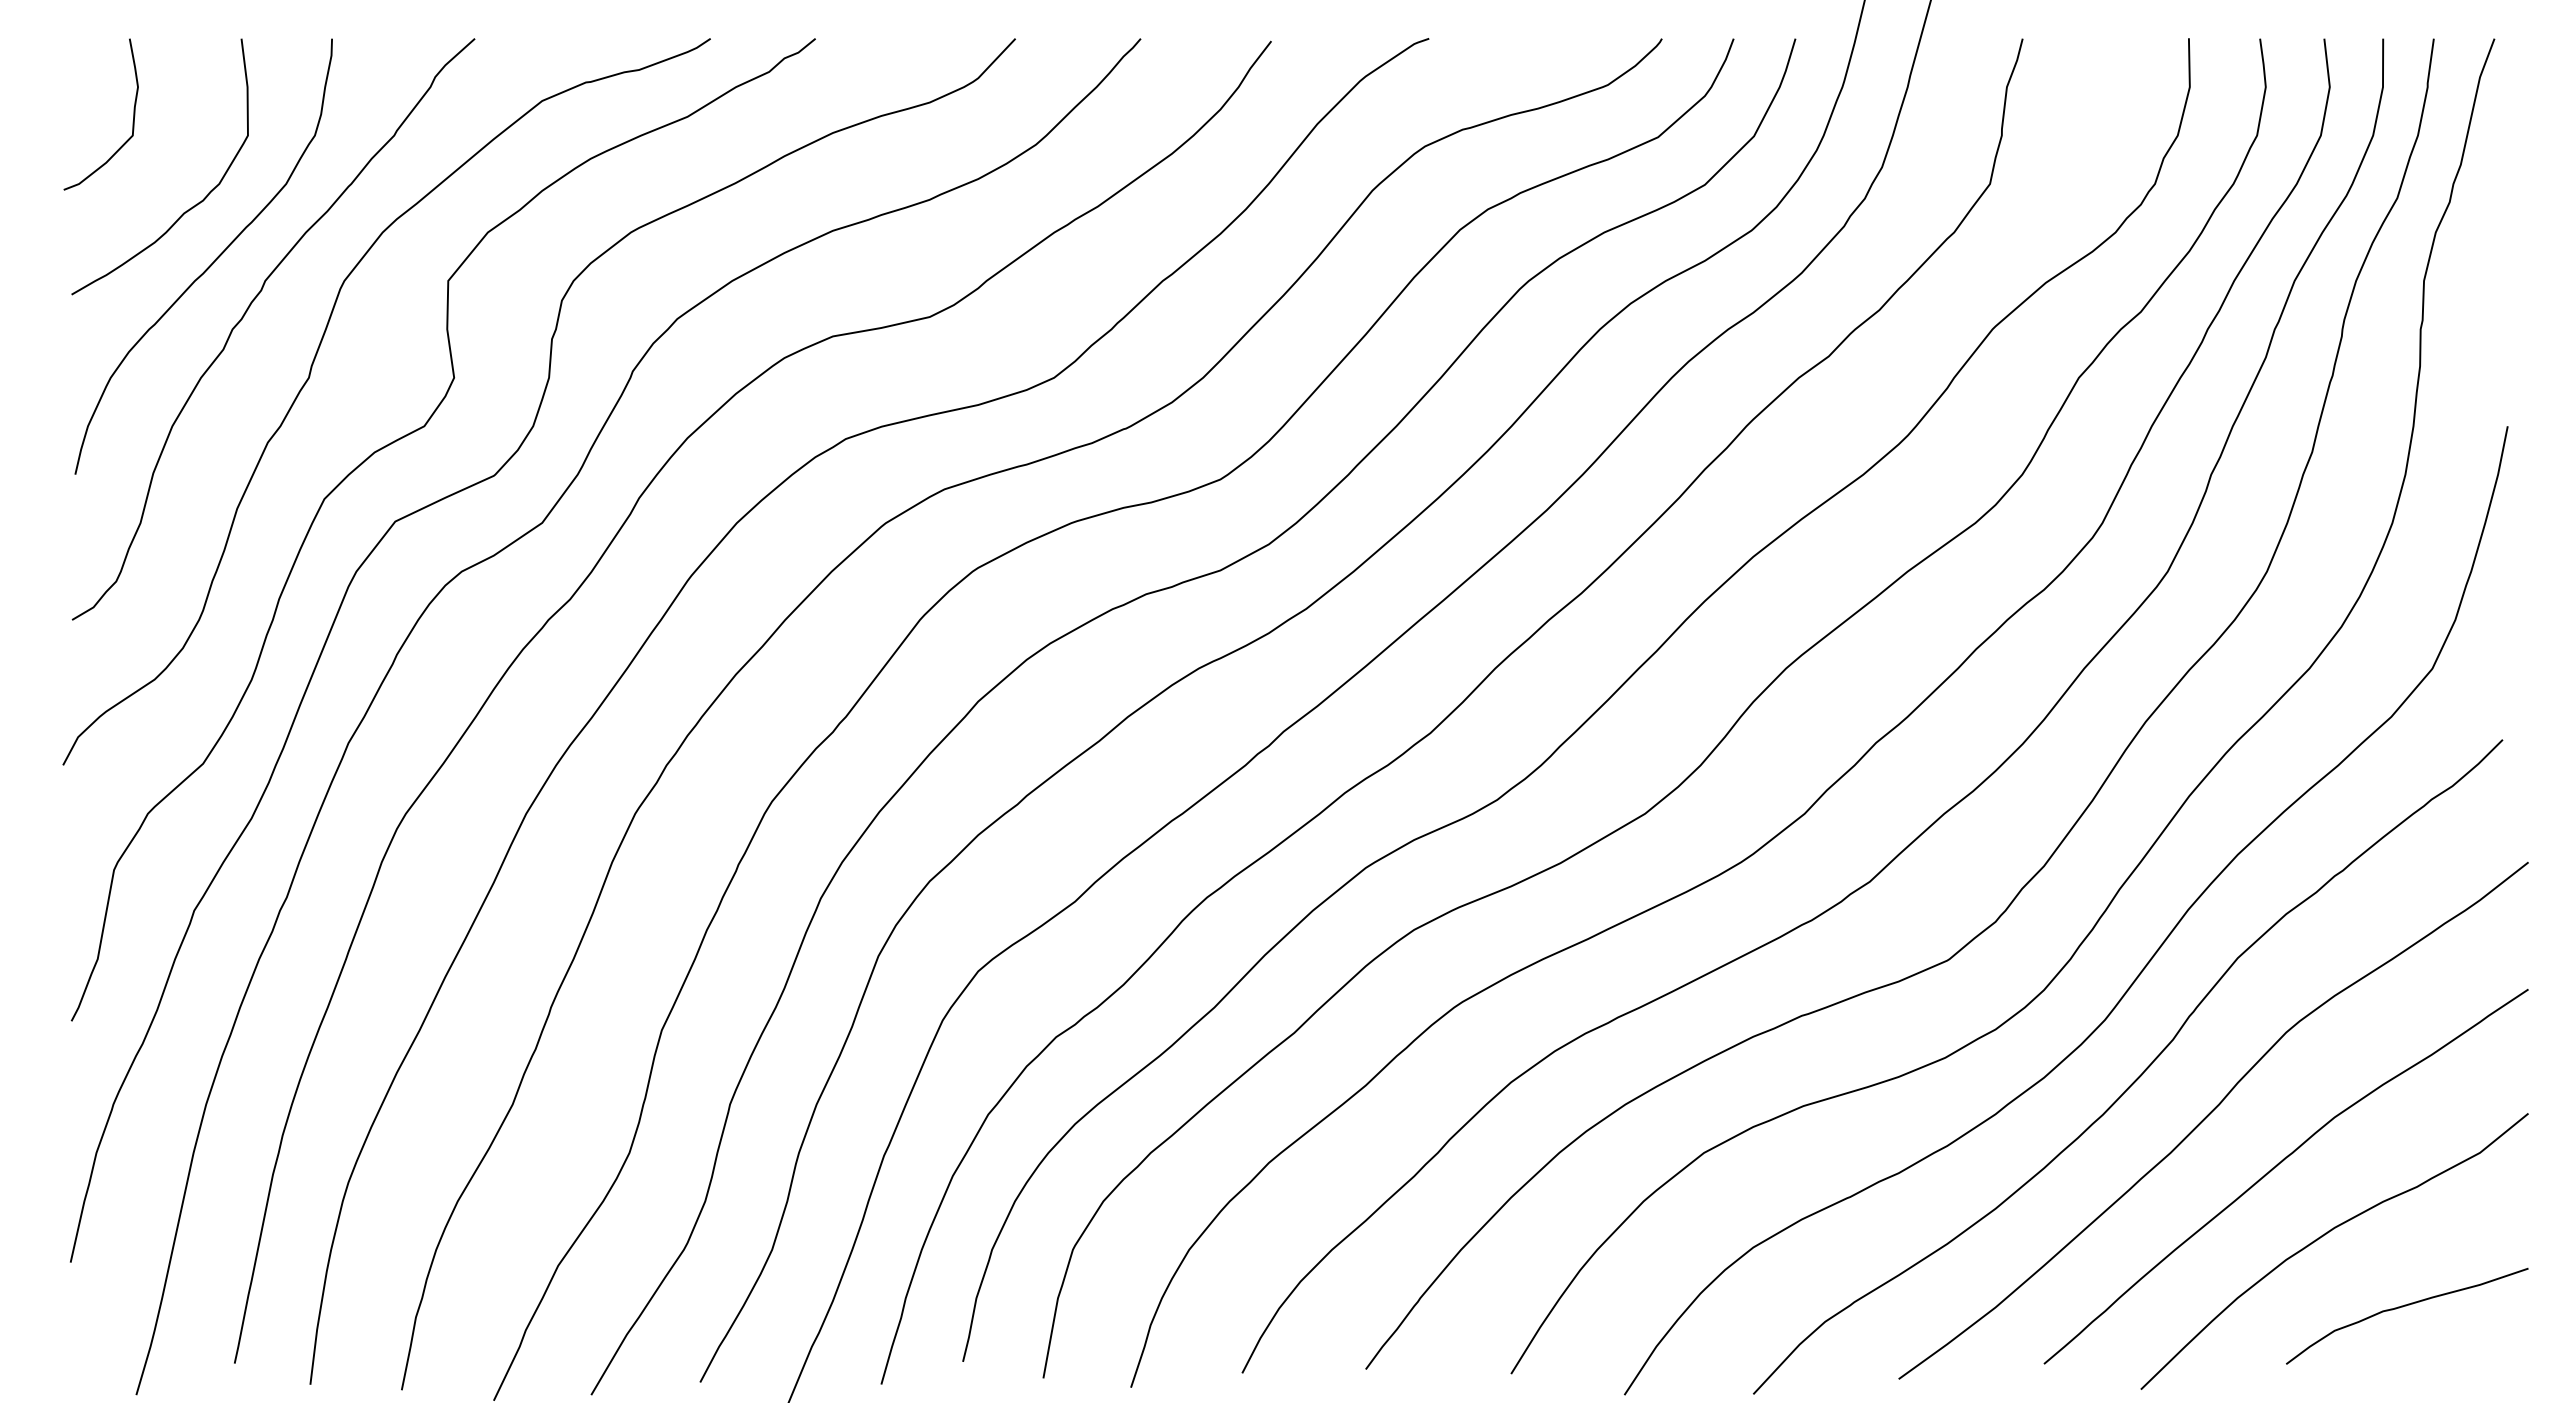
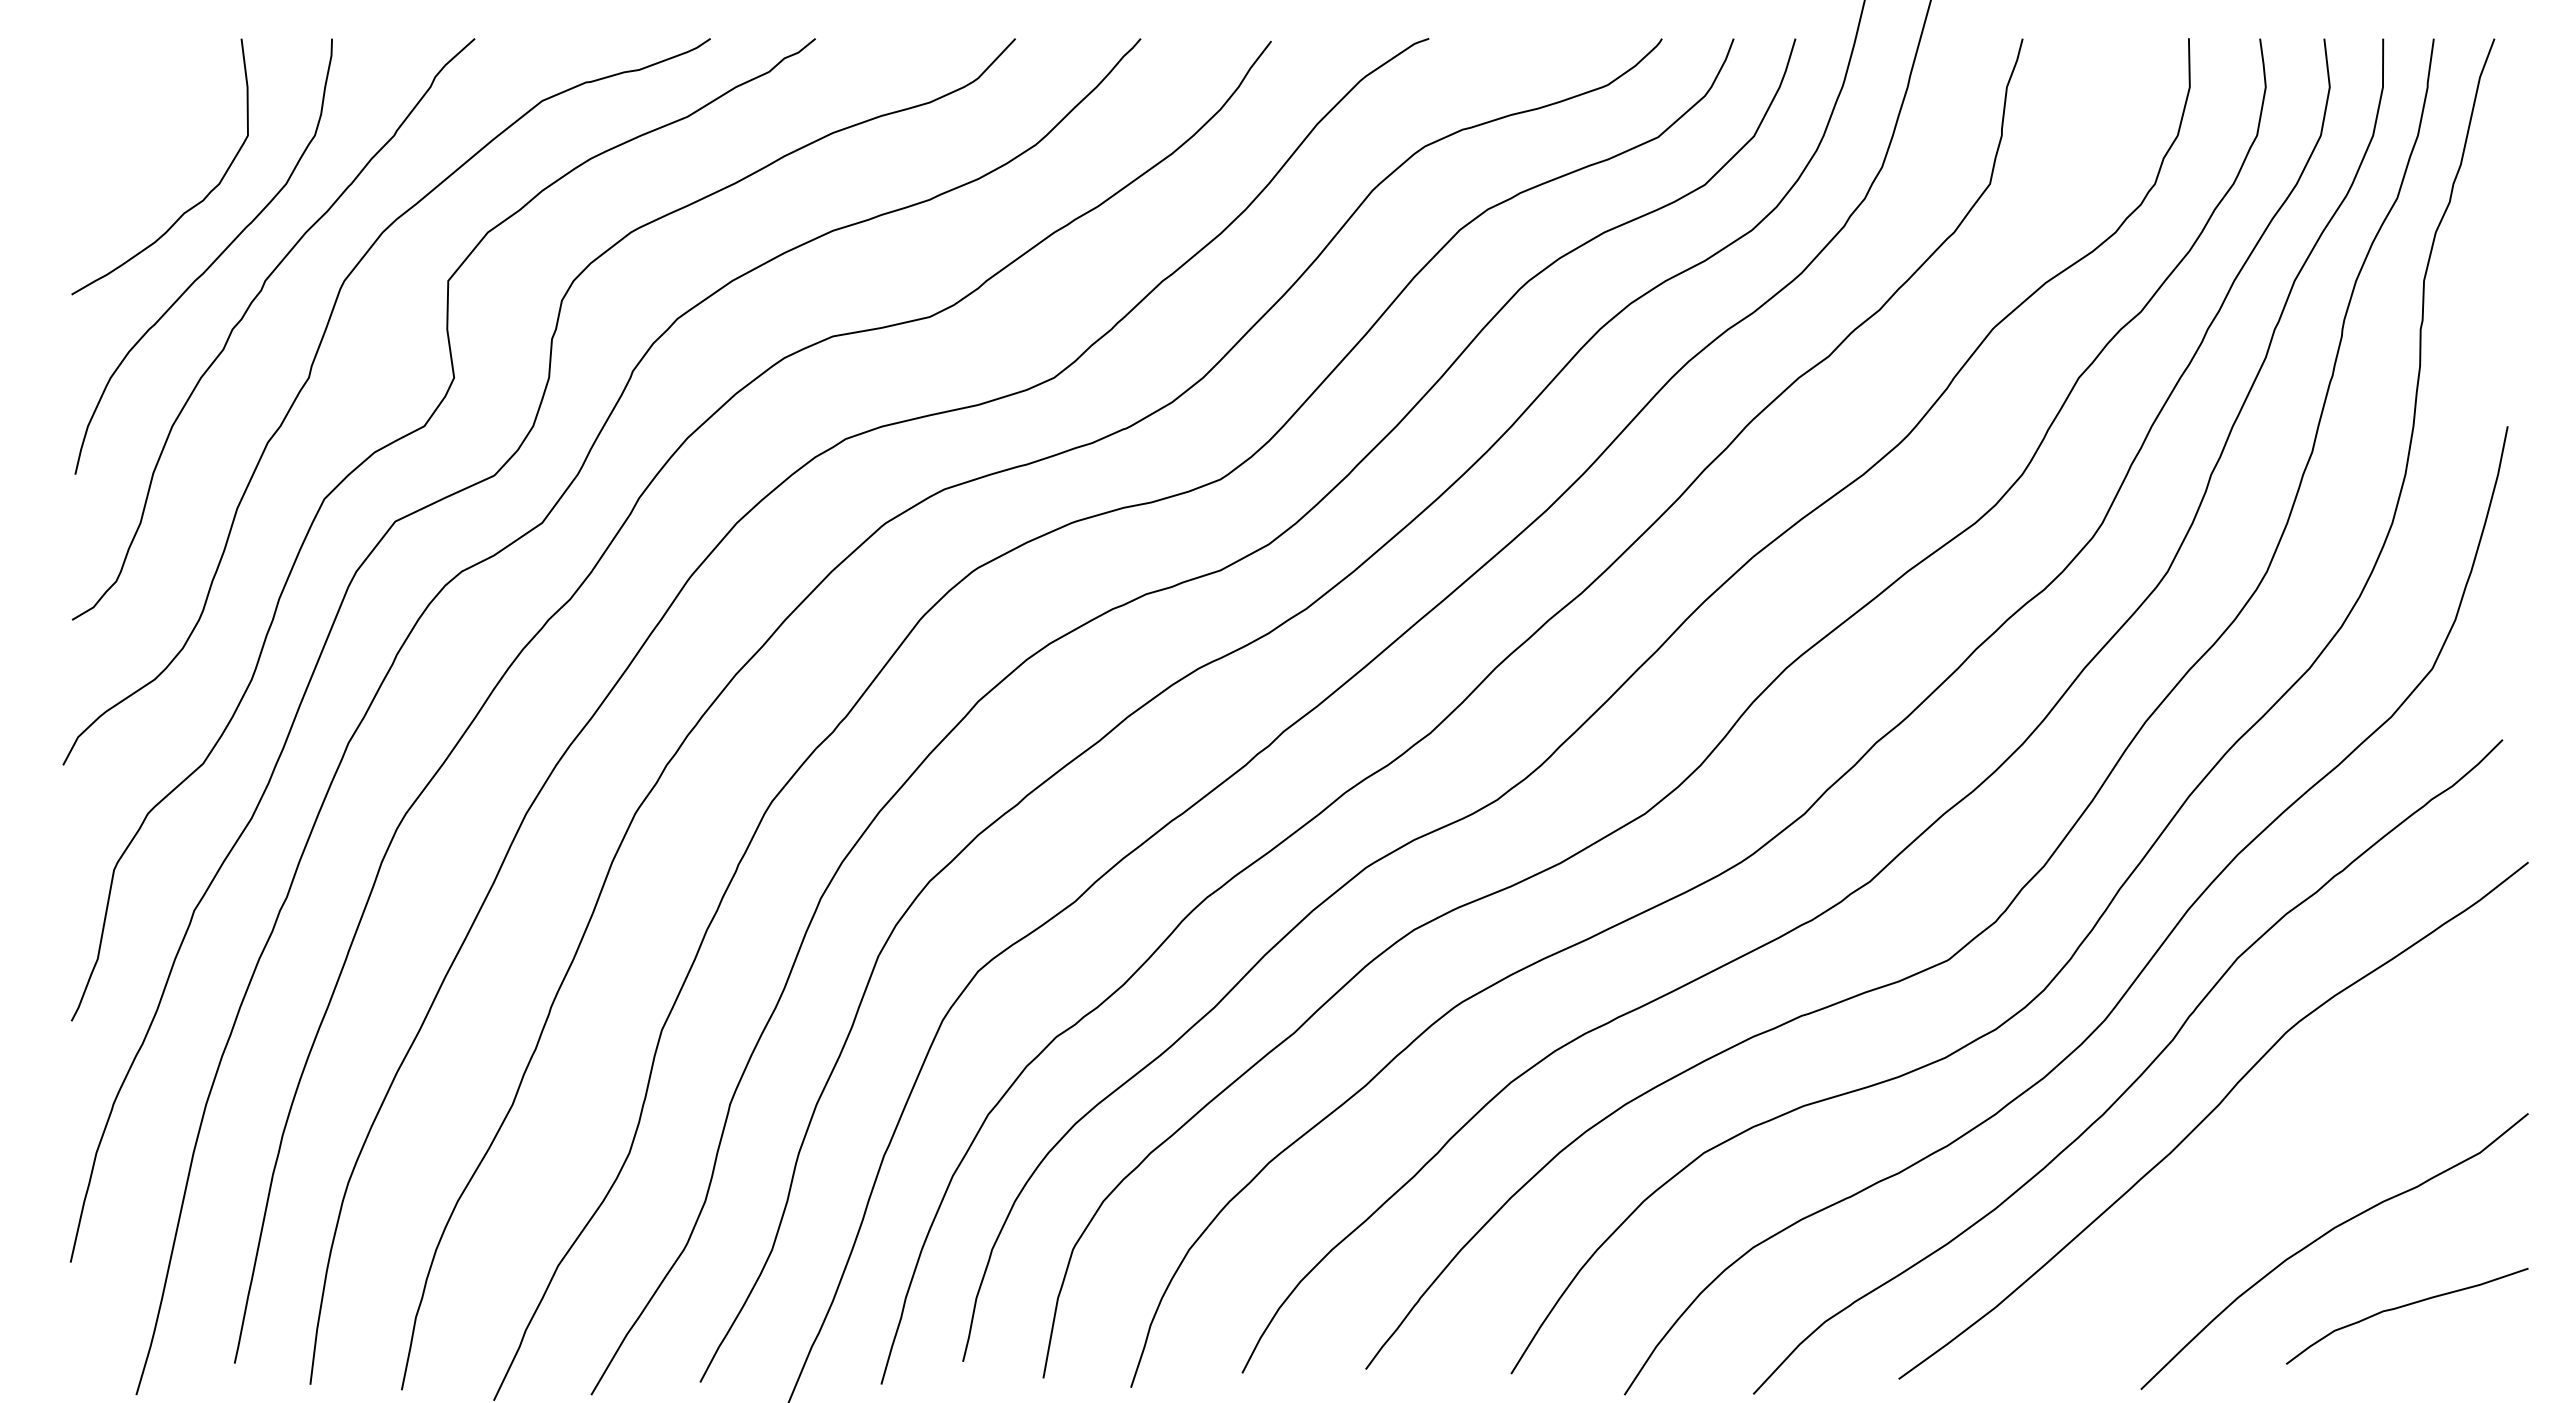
curve: present -> none (132, 121)
curve: present -> none (2276, 1167)
